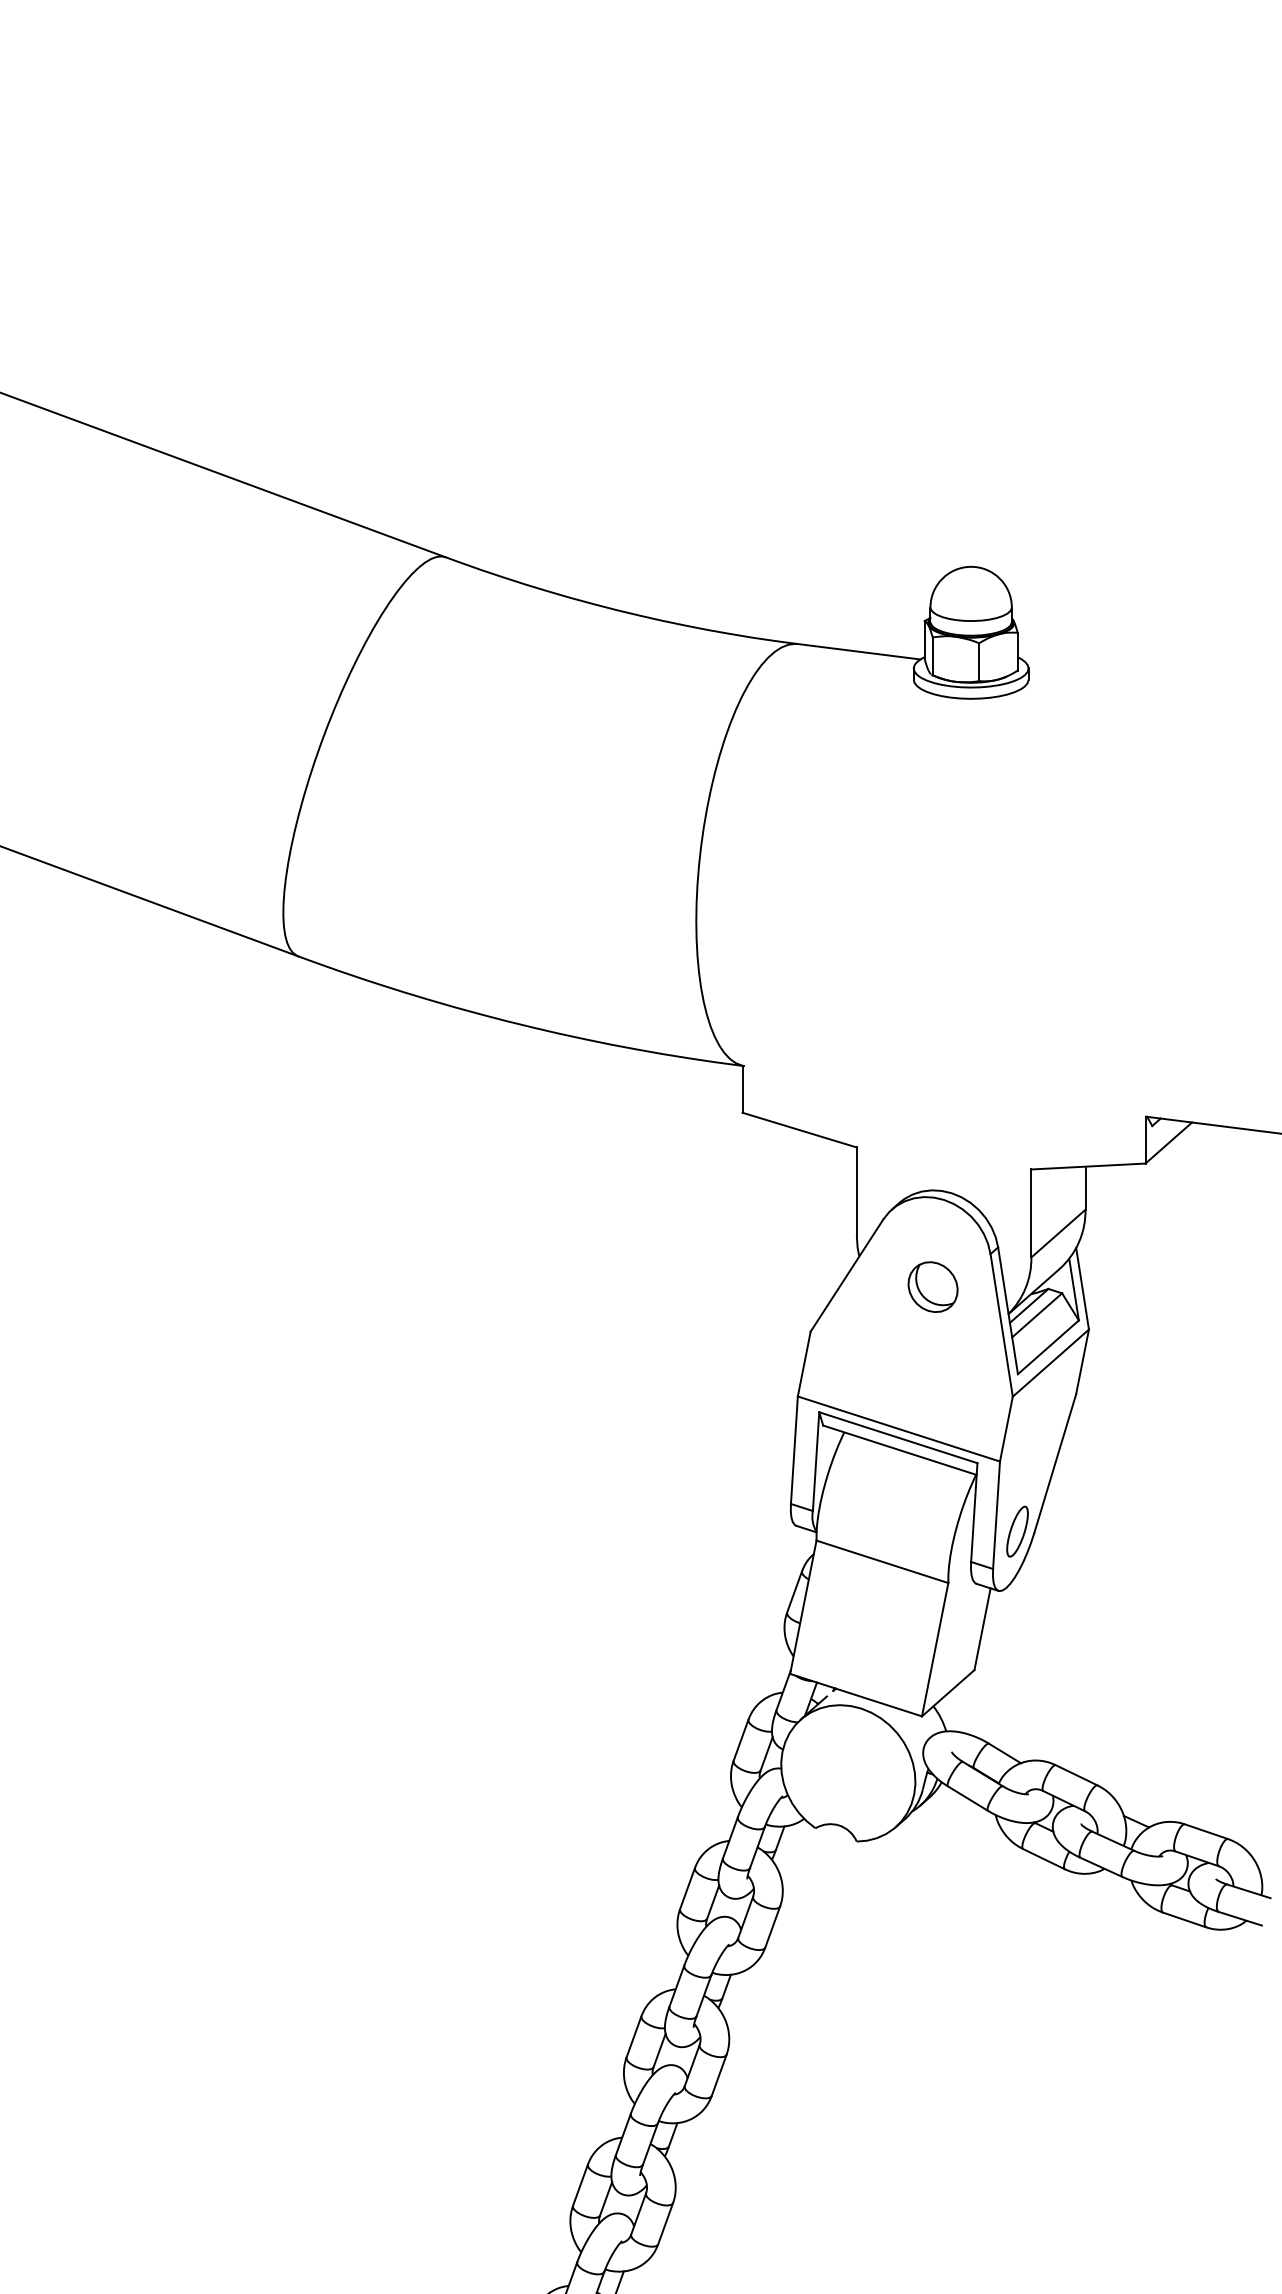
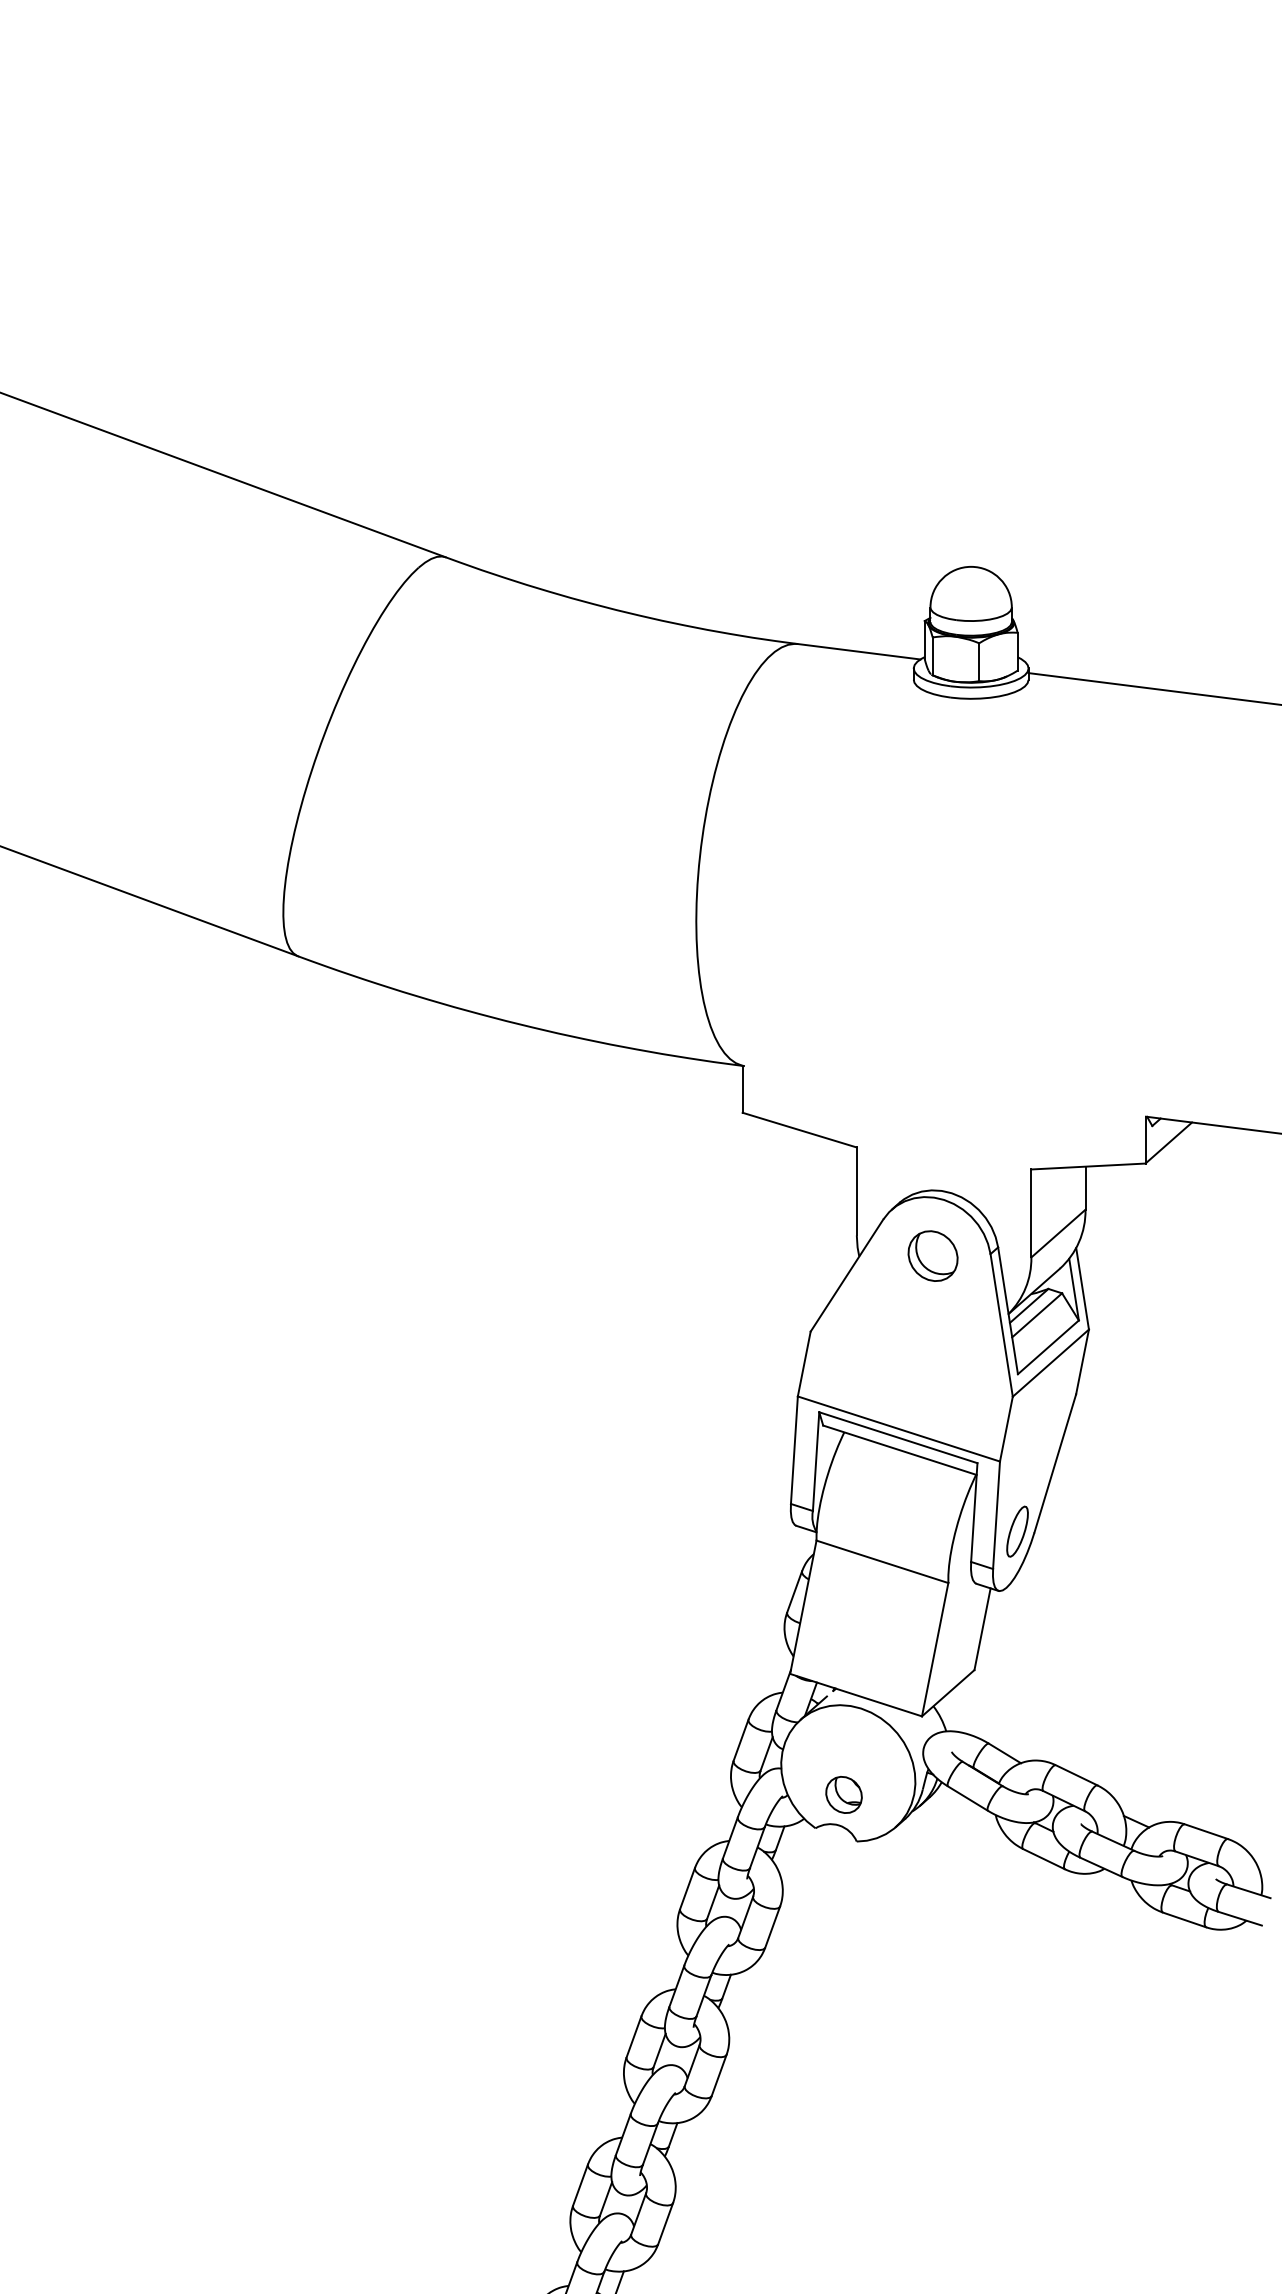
line: none -> present (1153, 688)
part position: (932, 1286) -> (932, 1255) (932, 1255)
part: none -> present (843, 1794)
